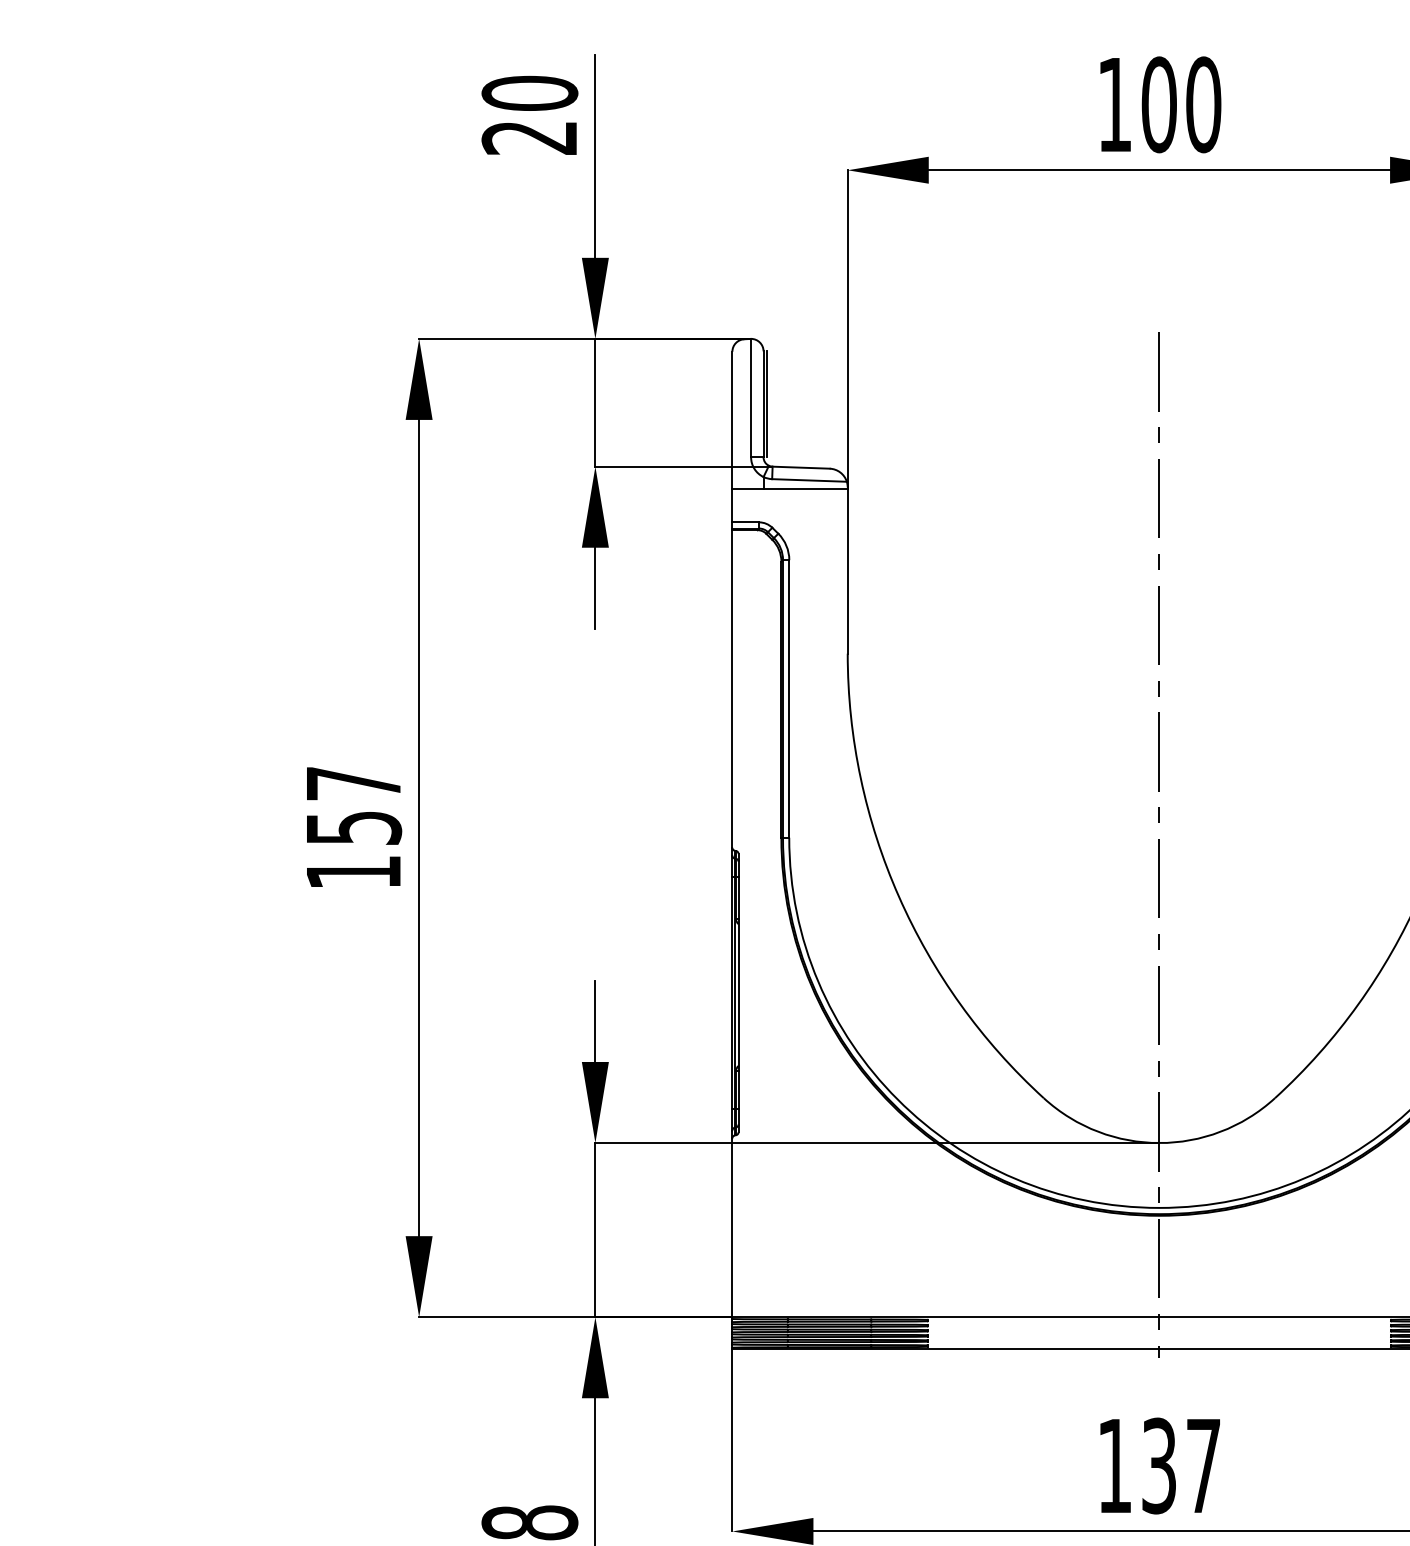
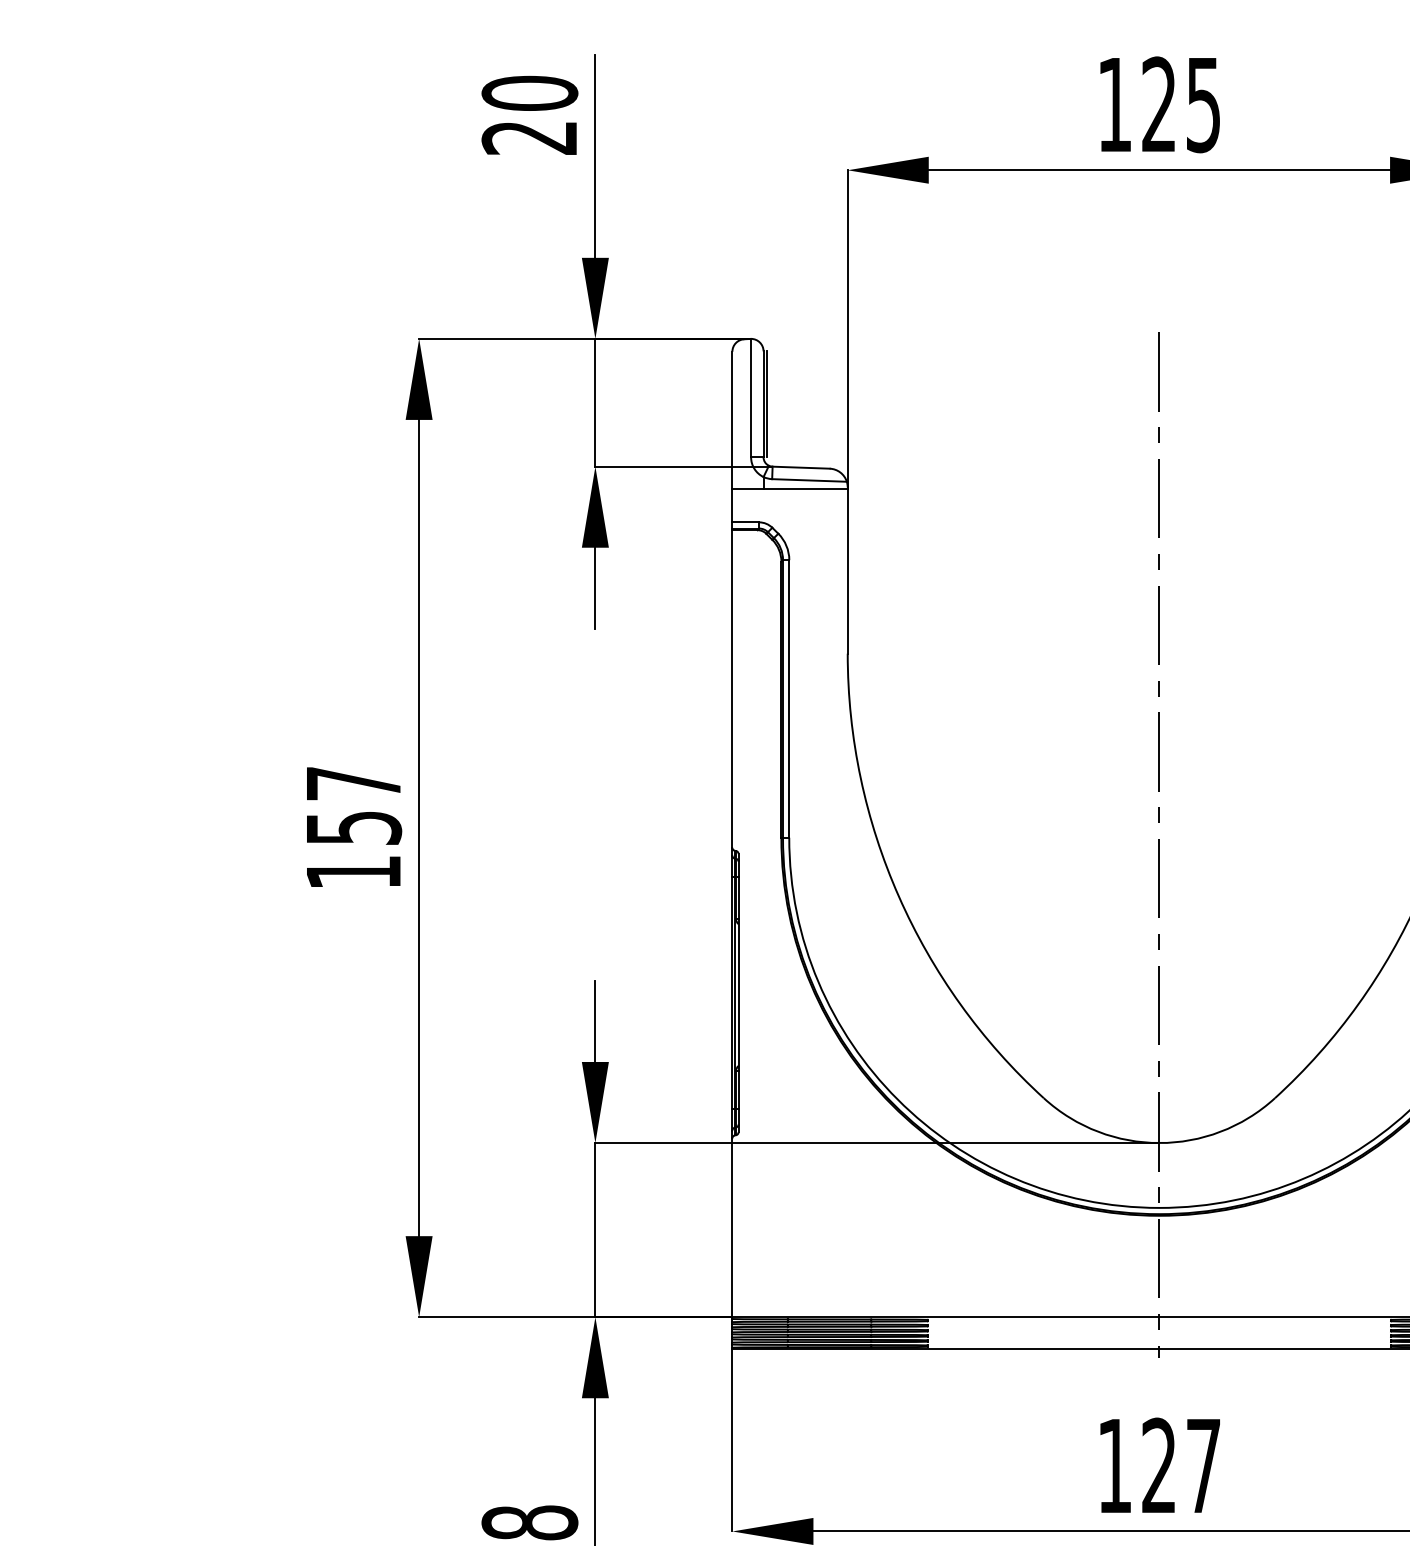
text: 100 -> 125 (1181, 104)
text: 137 -> 127 (1158, 1465)
